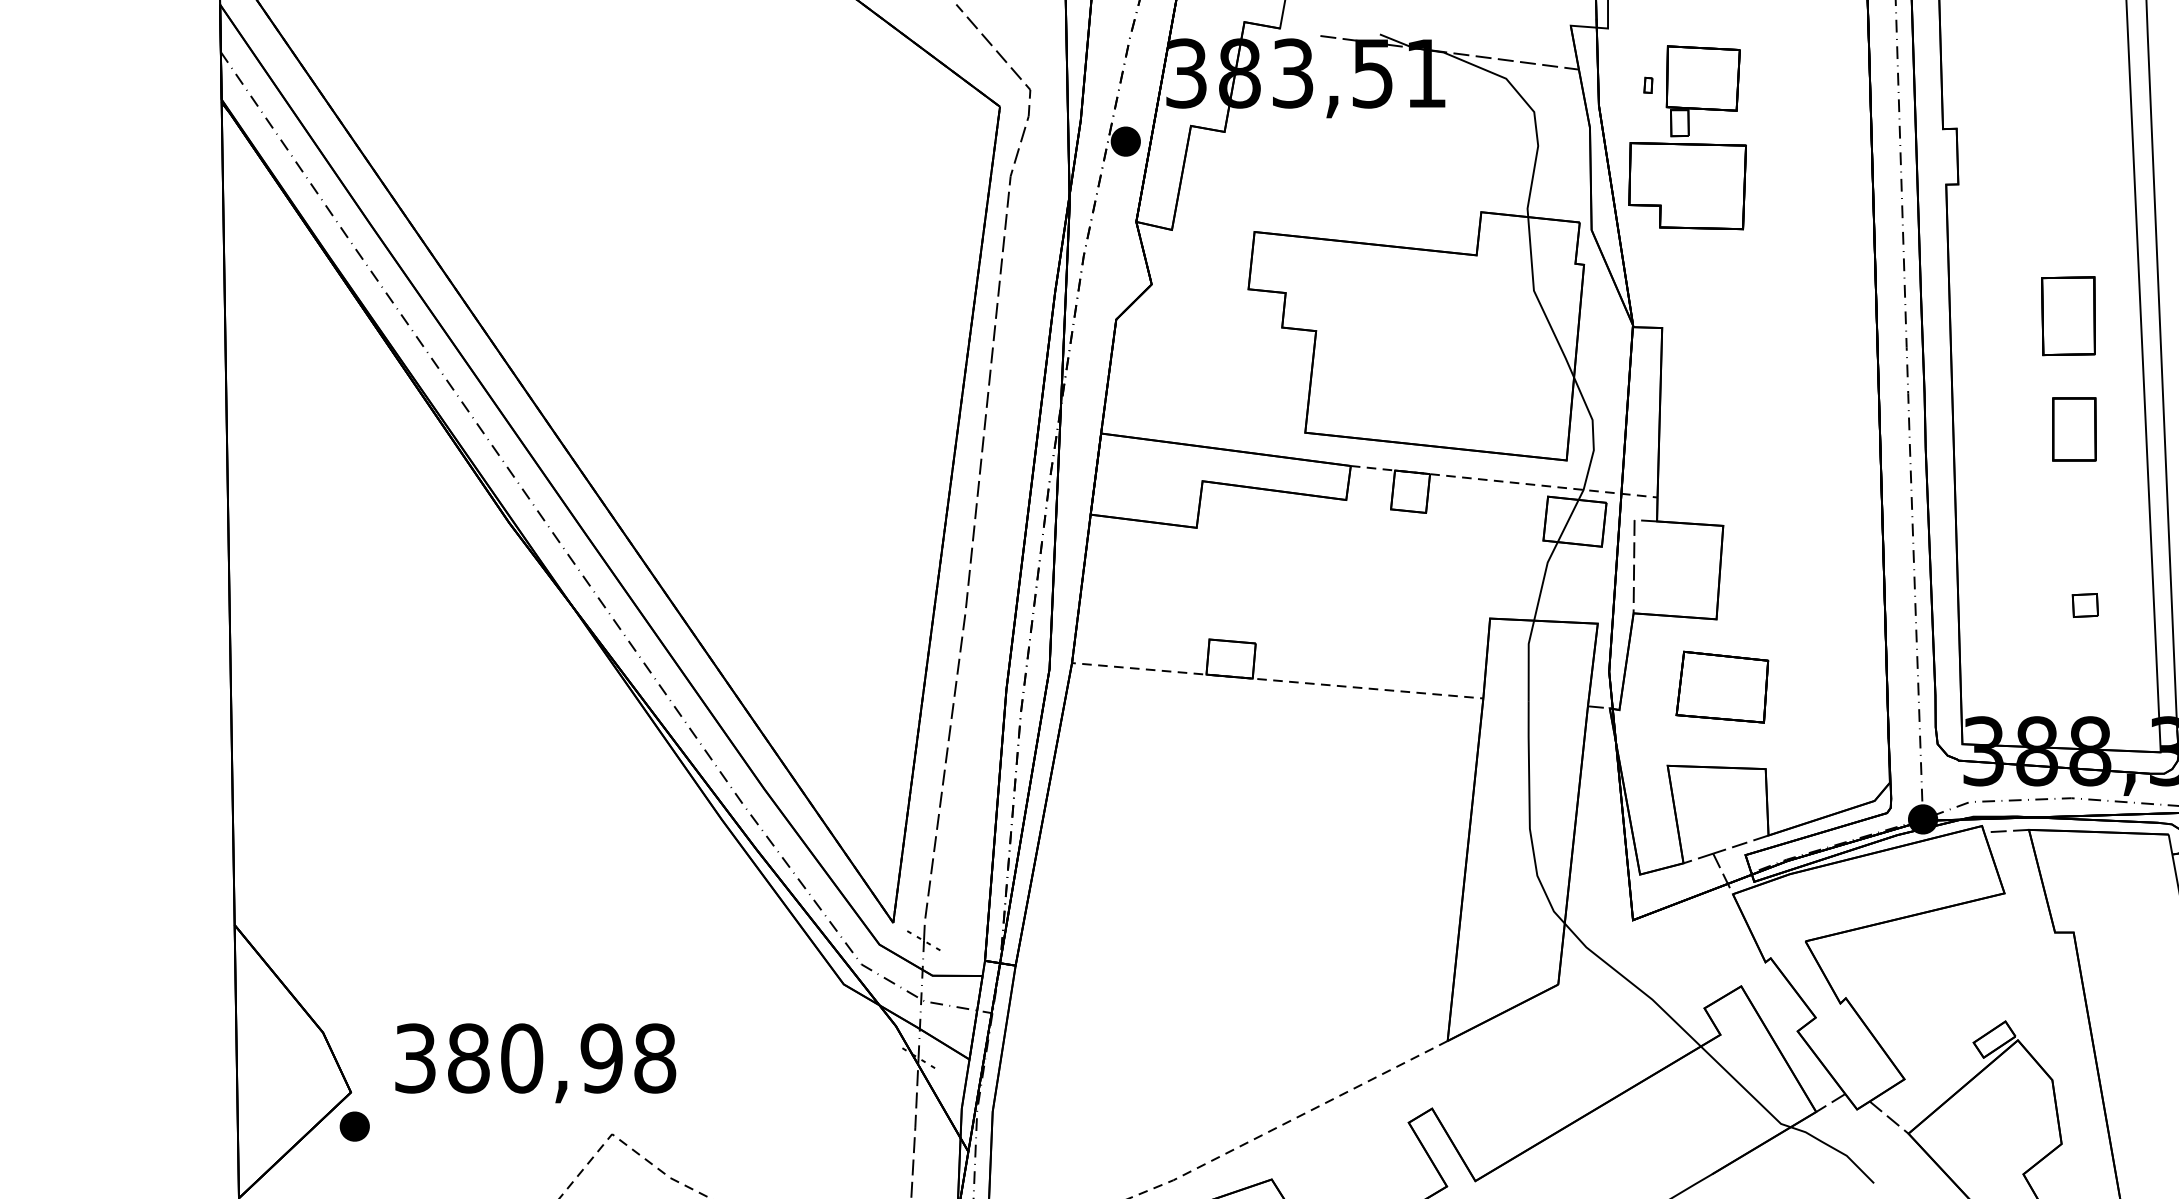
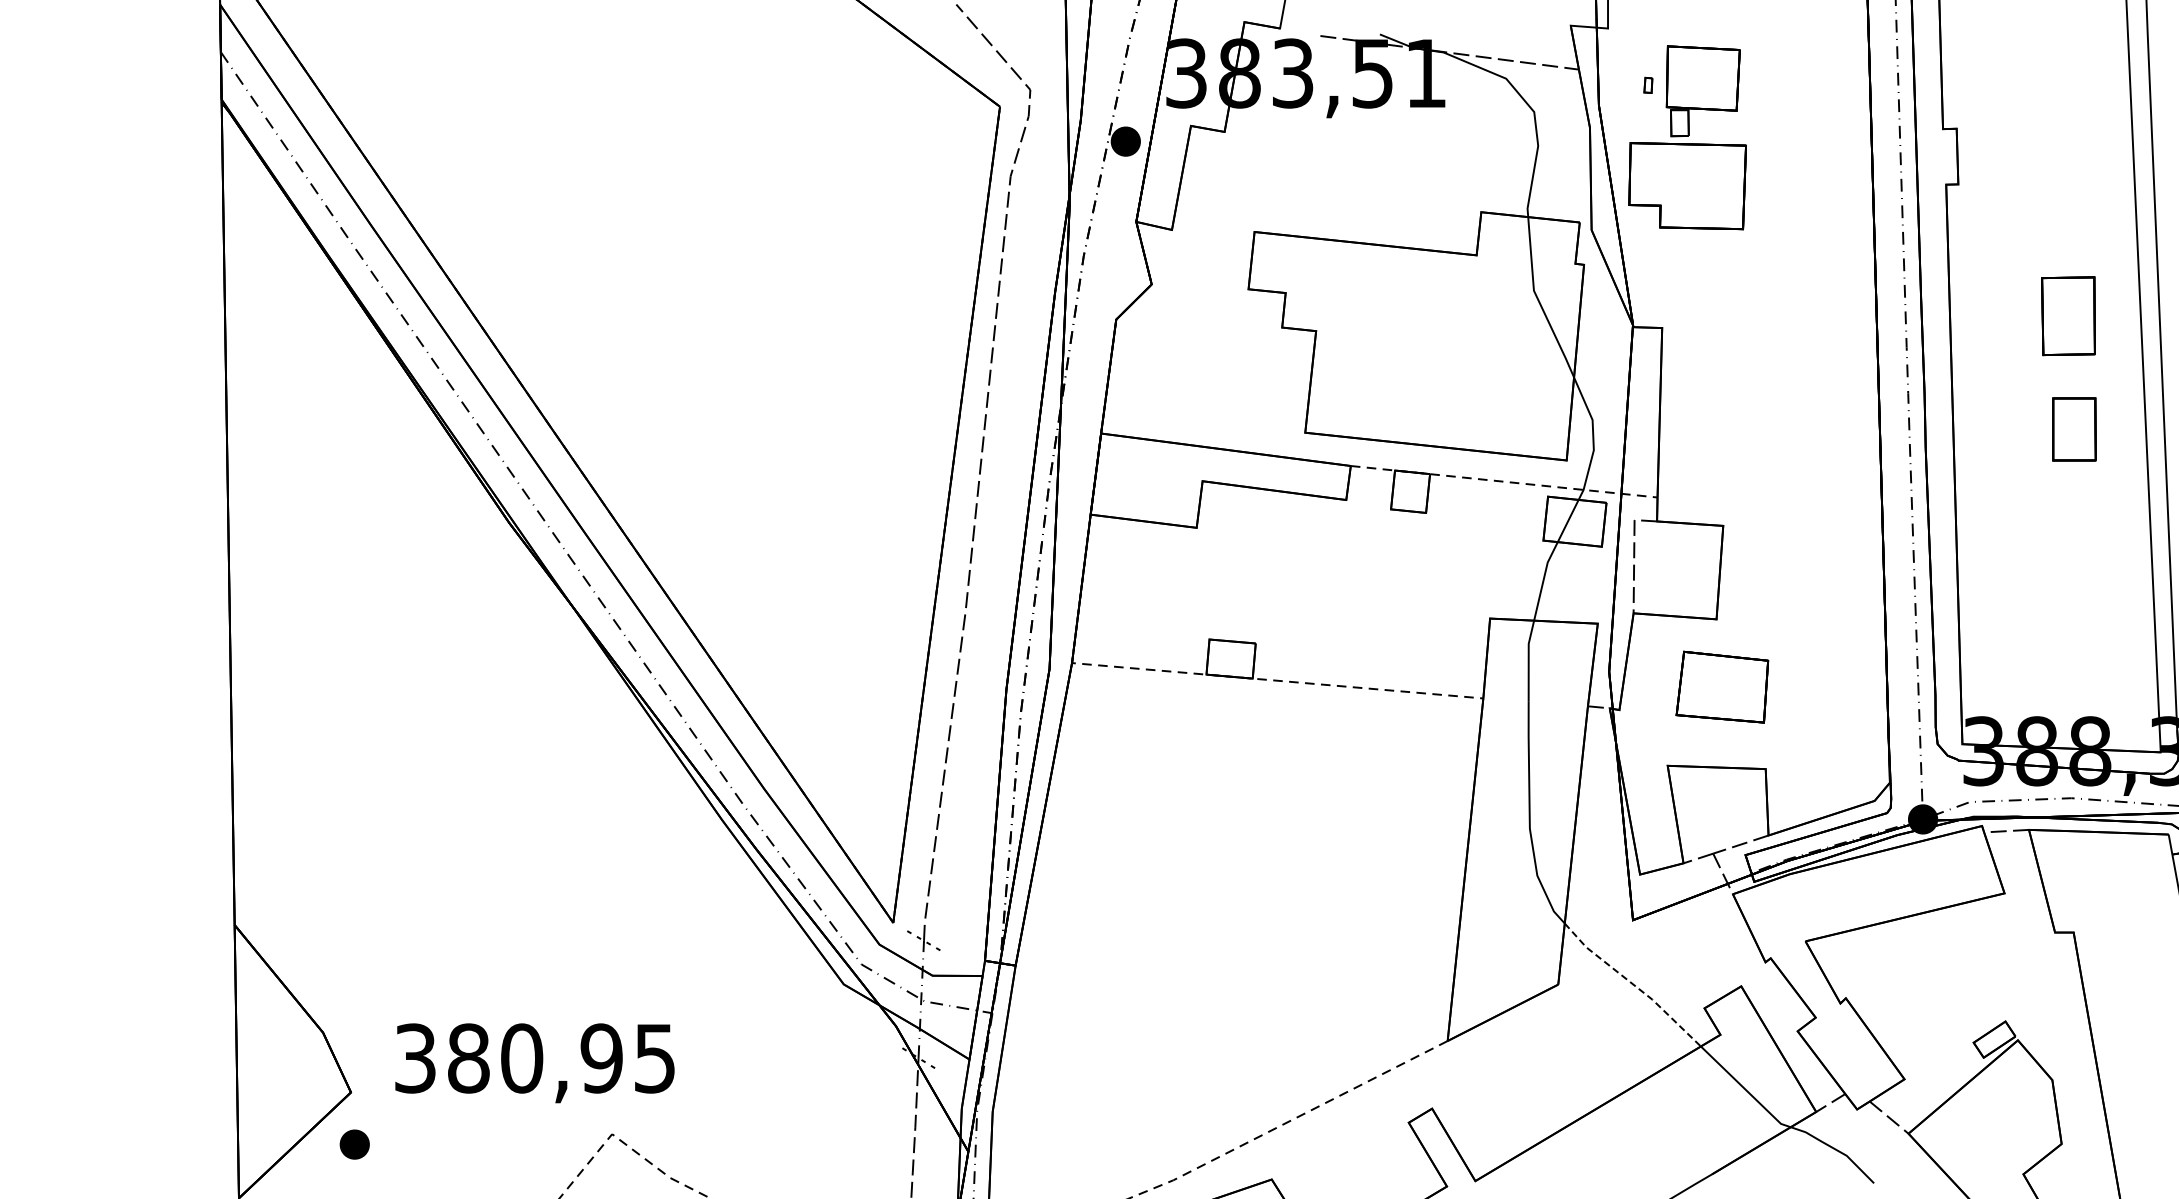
part: present -> none (2084, 605)
line: solid -> dashed (1632, 984)
text: 380,98 -> 380,95 (655, 1058)
part position: (354, 1126) -> (354, 1144) (354, 1144)
